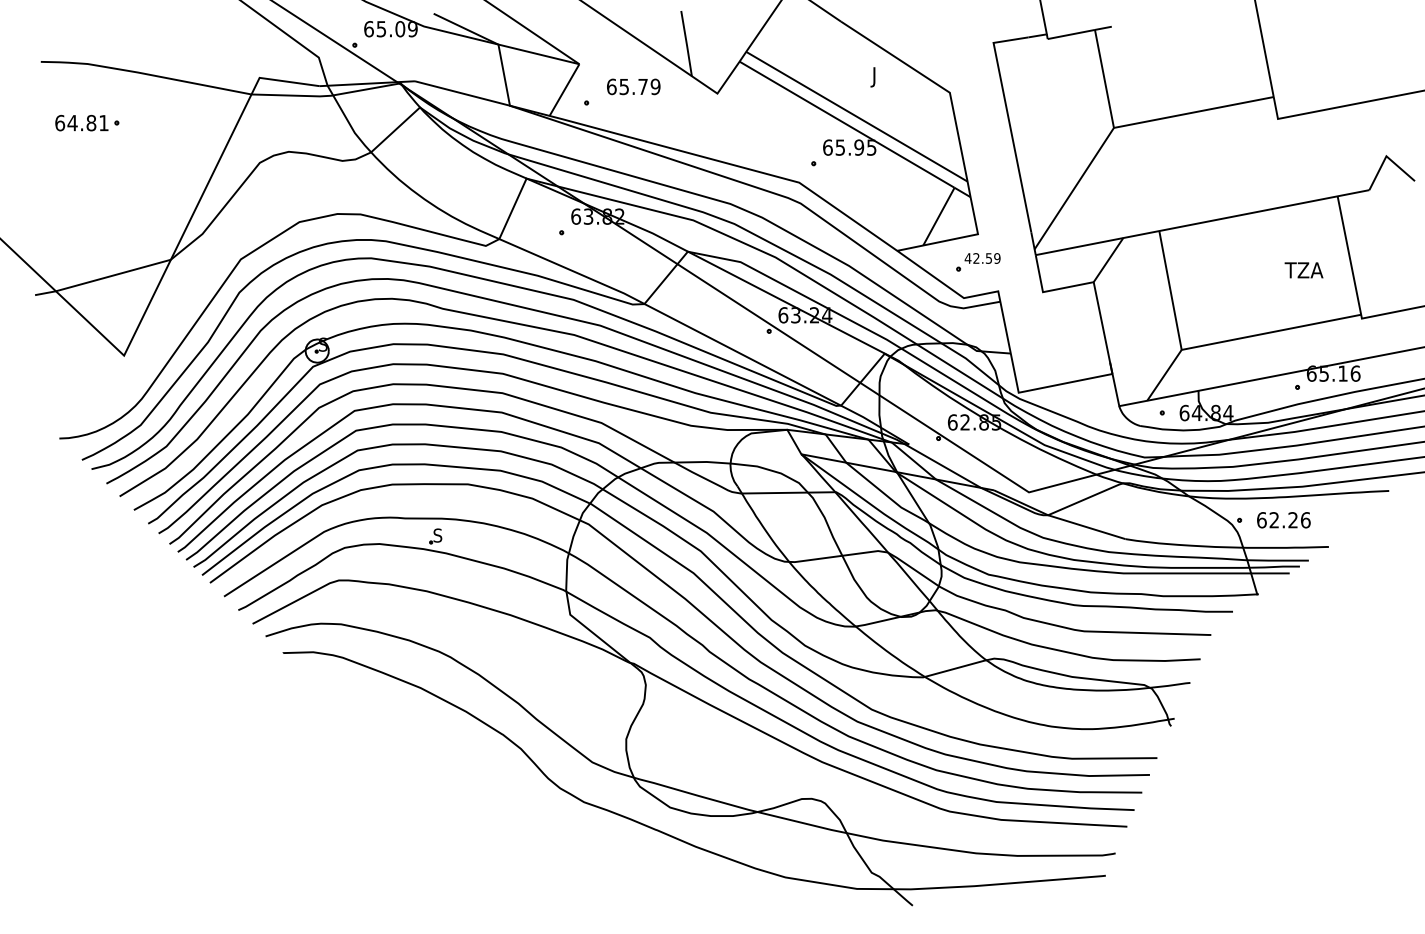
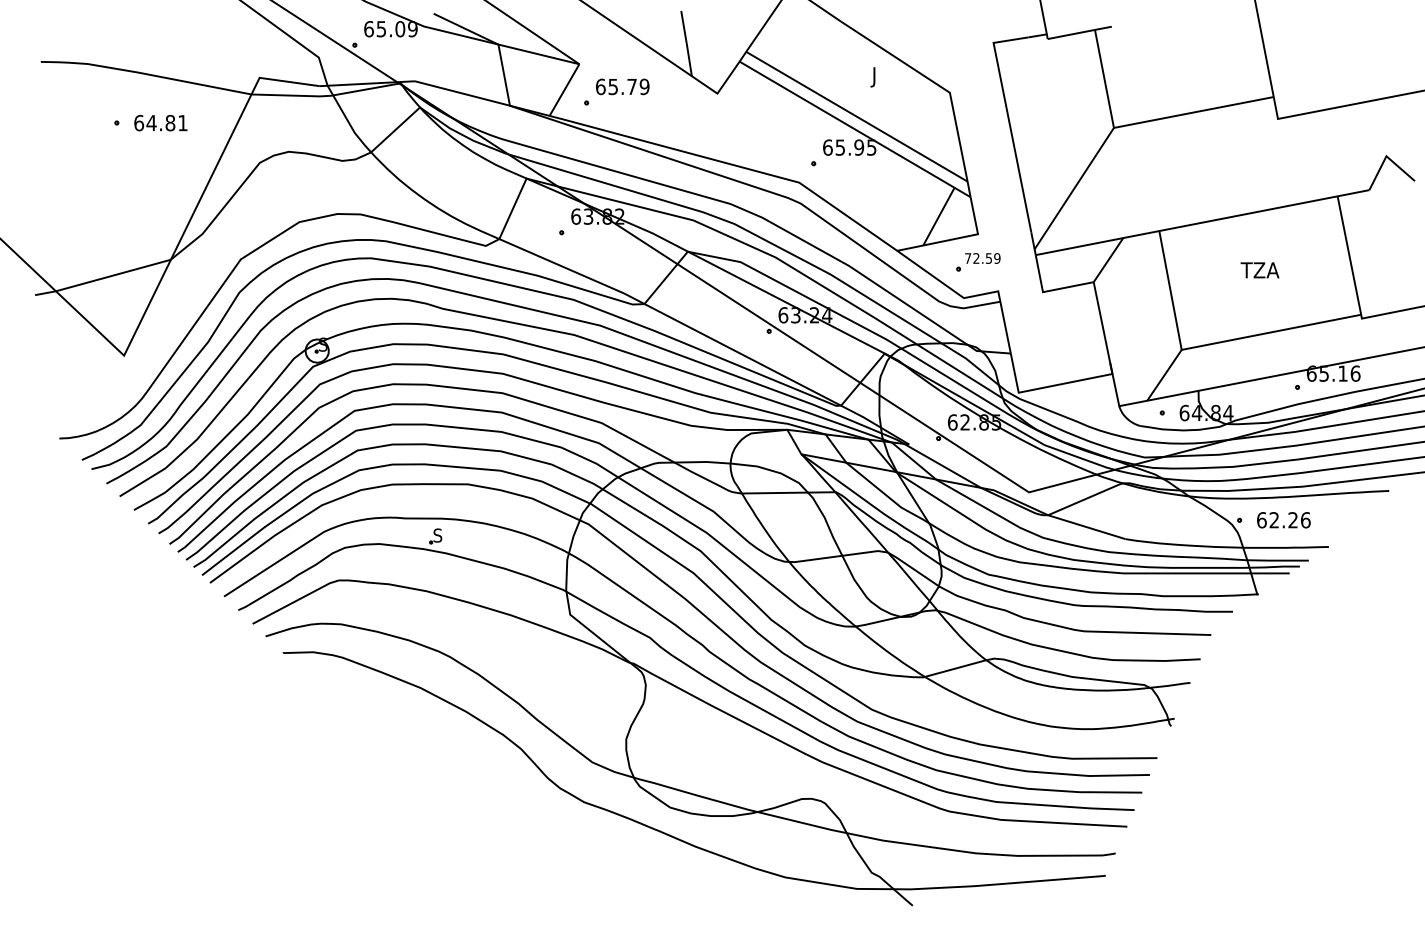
text position: (633, 86) -> (622, 86) (622, 86)
text position: (81, 122) -> (160, 122) (160, 122)
text: 42.59 -> 72.59 (967, 258)
text position: (1303, 270) -> (1259, 270) (1259, 270)
